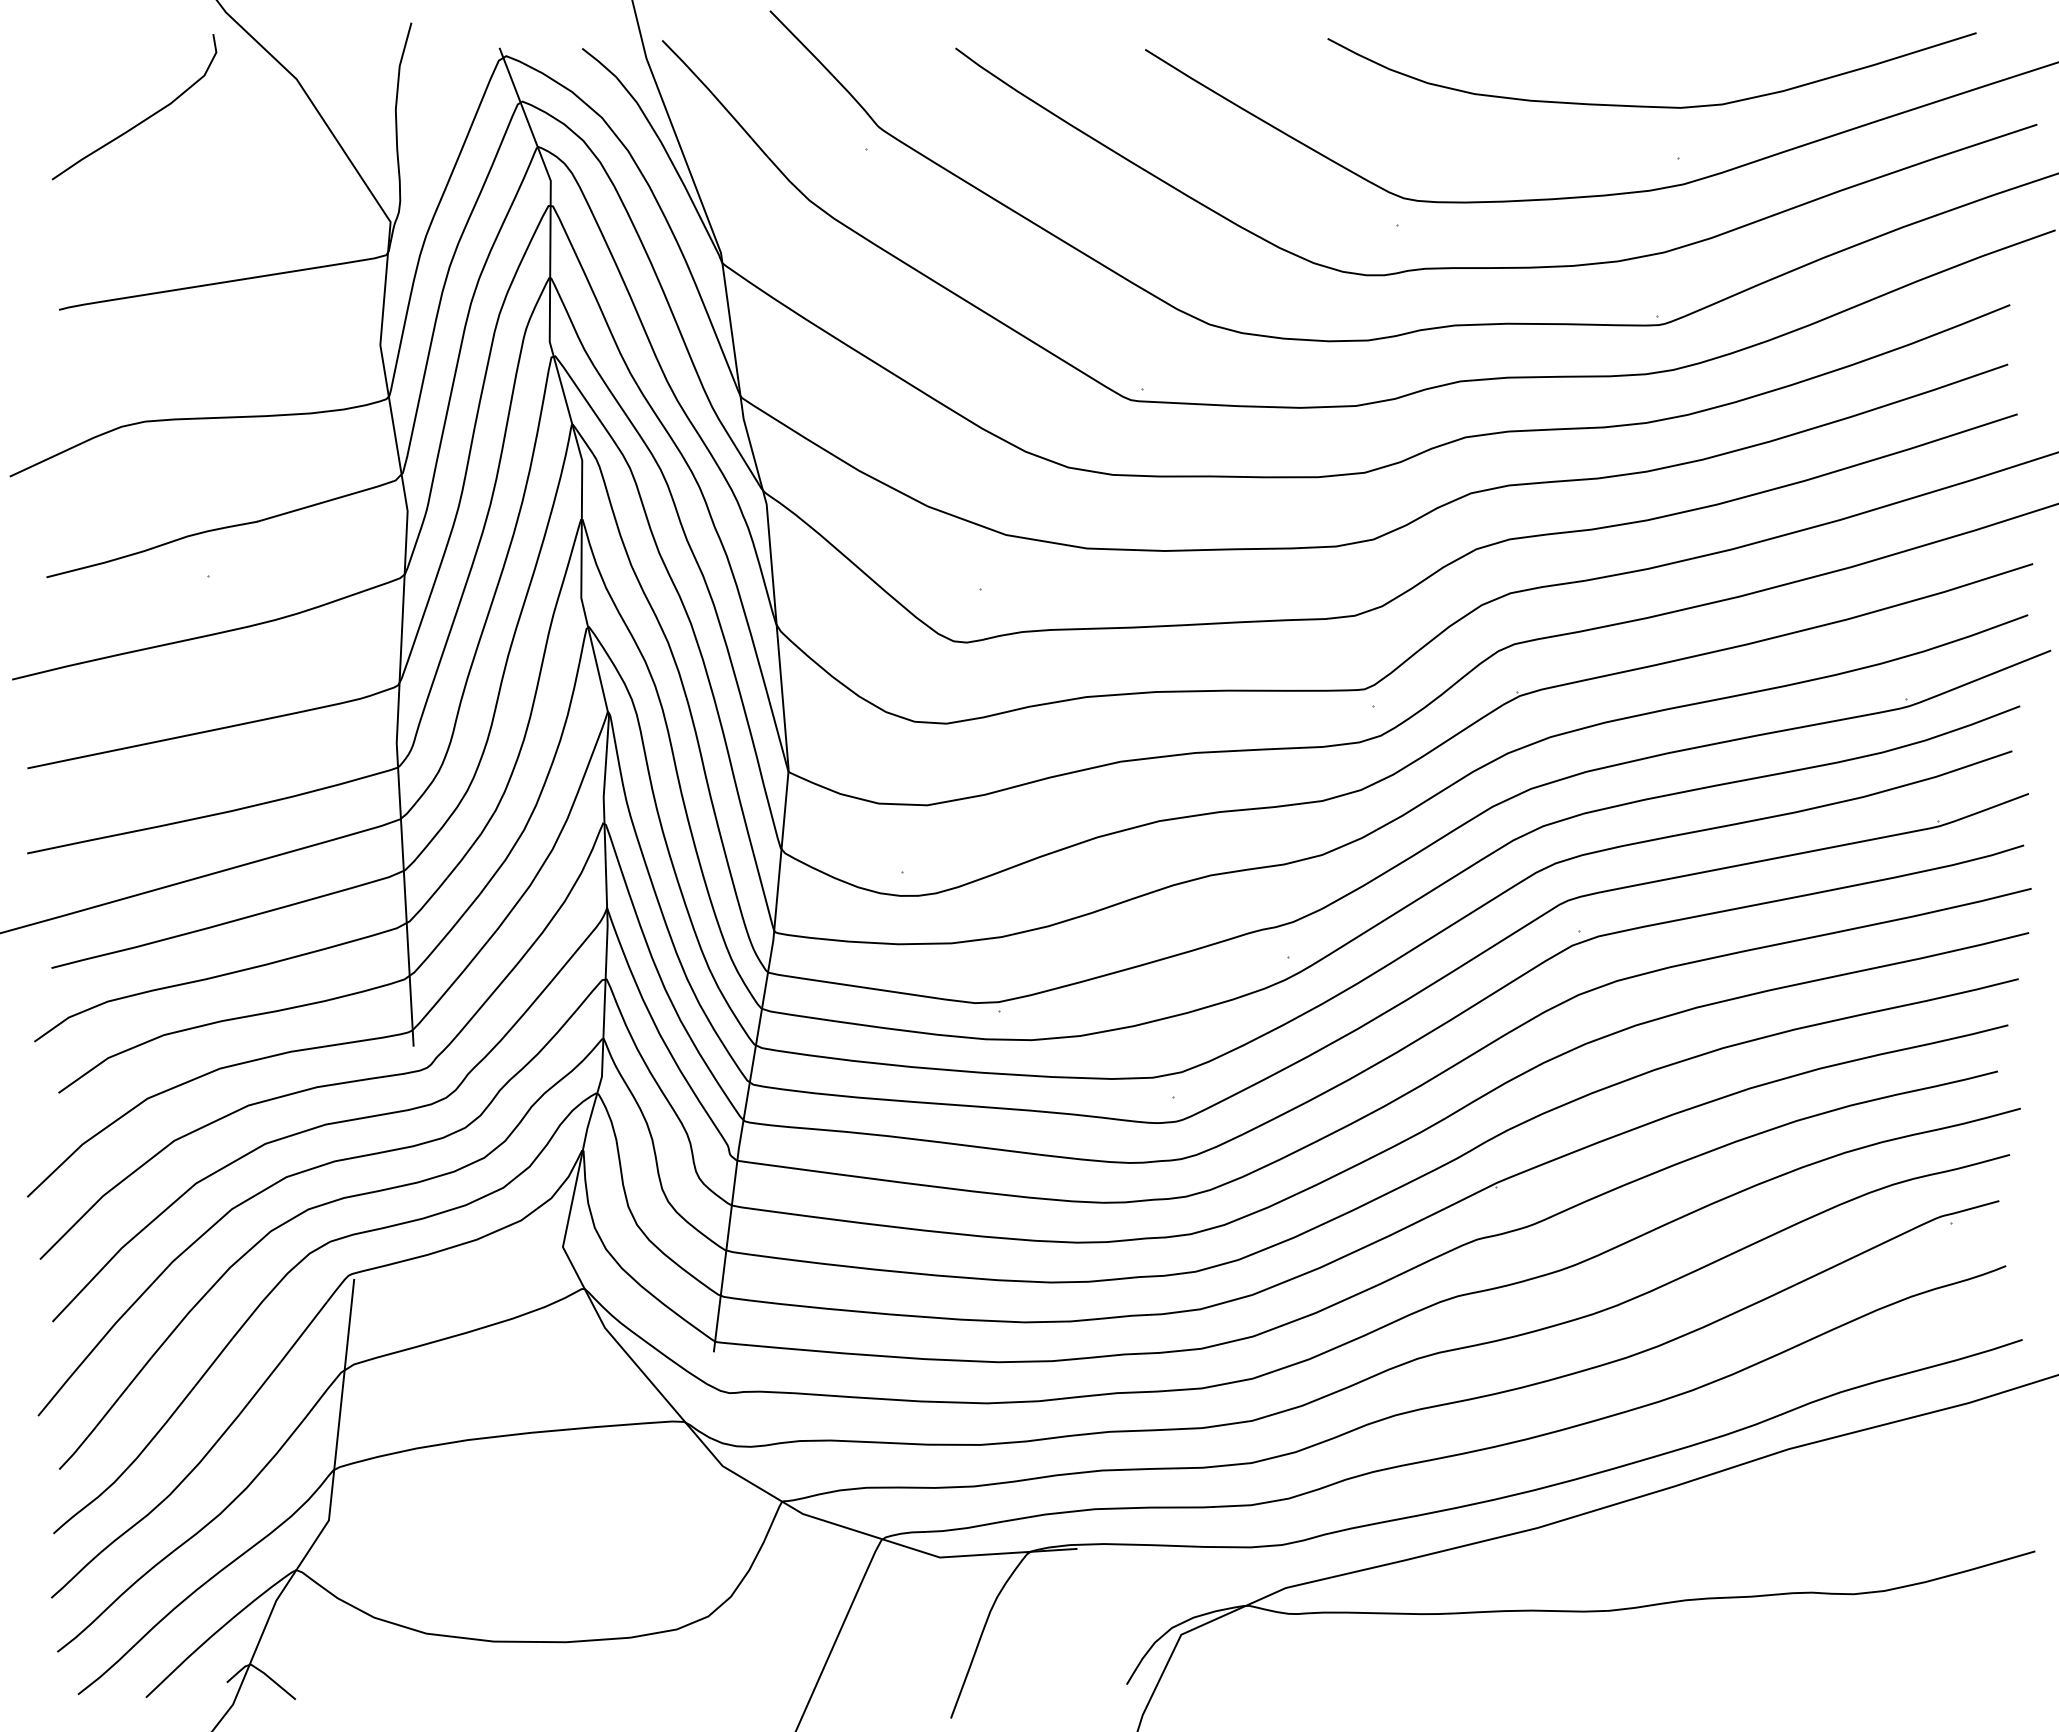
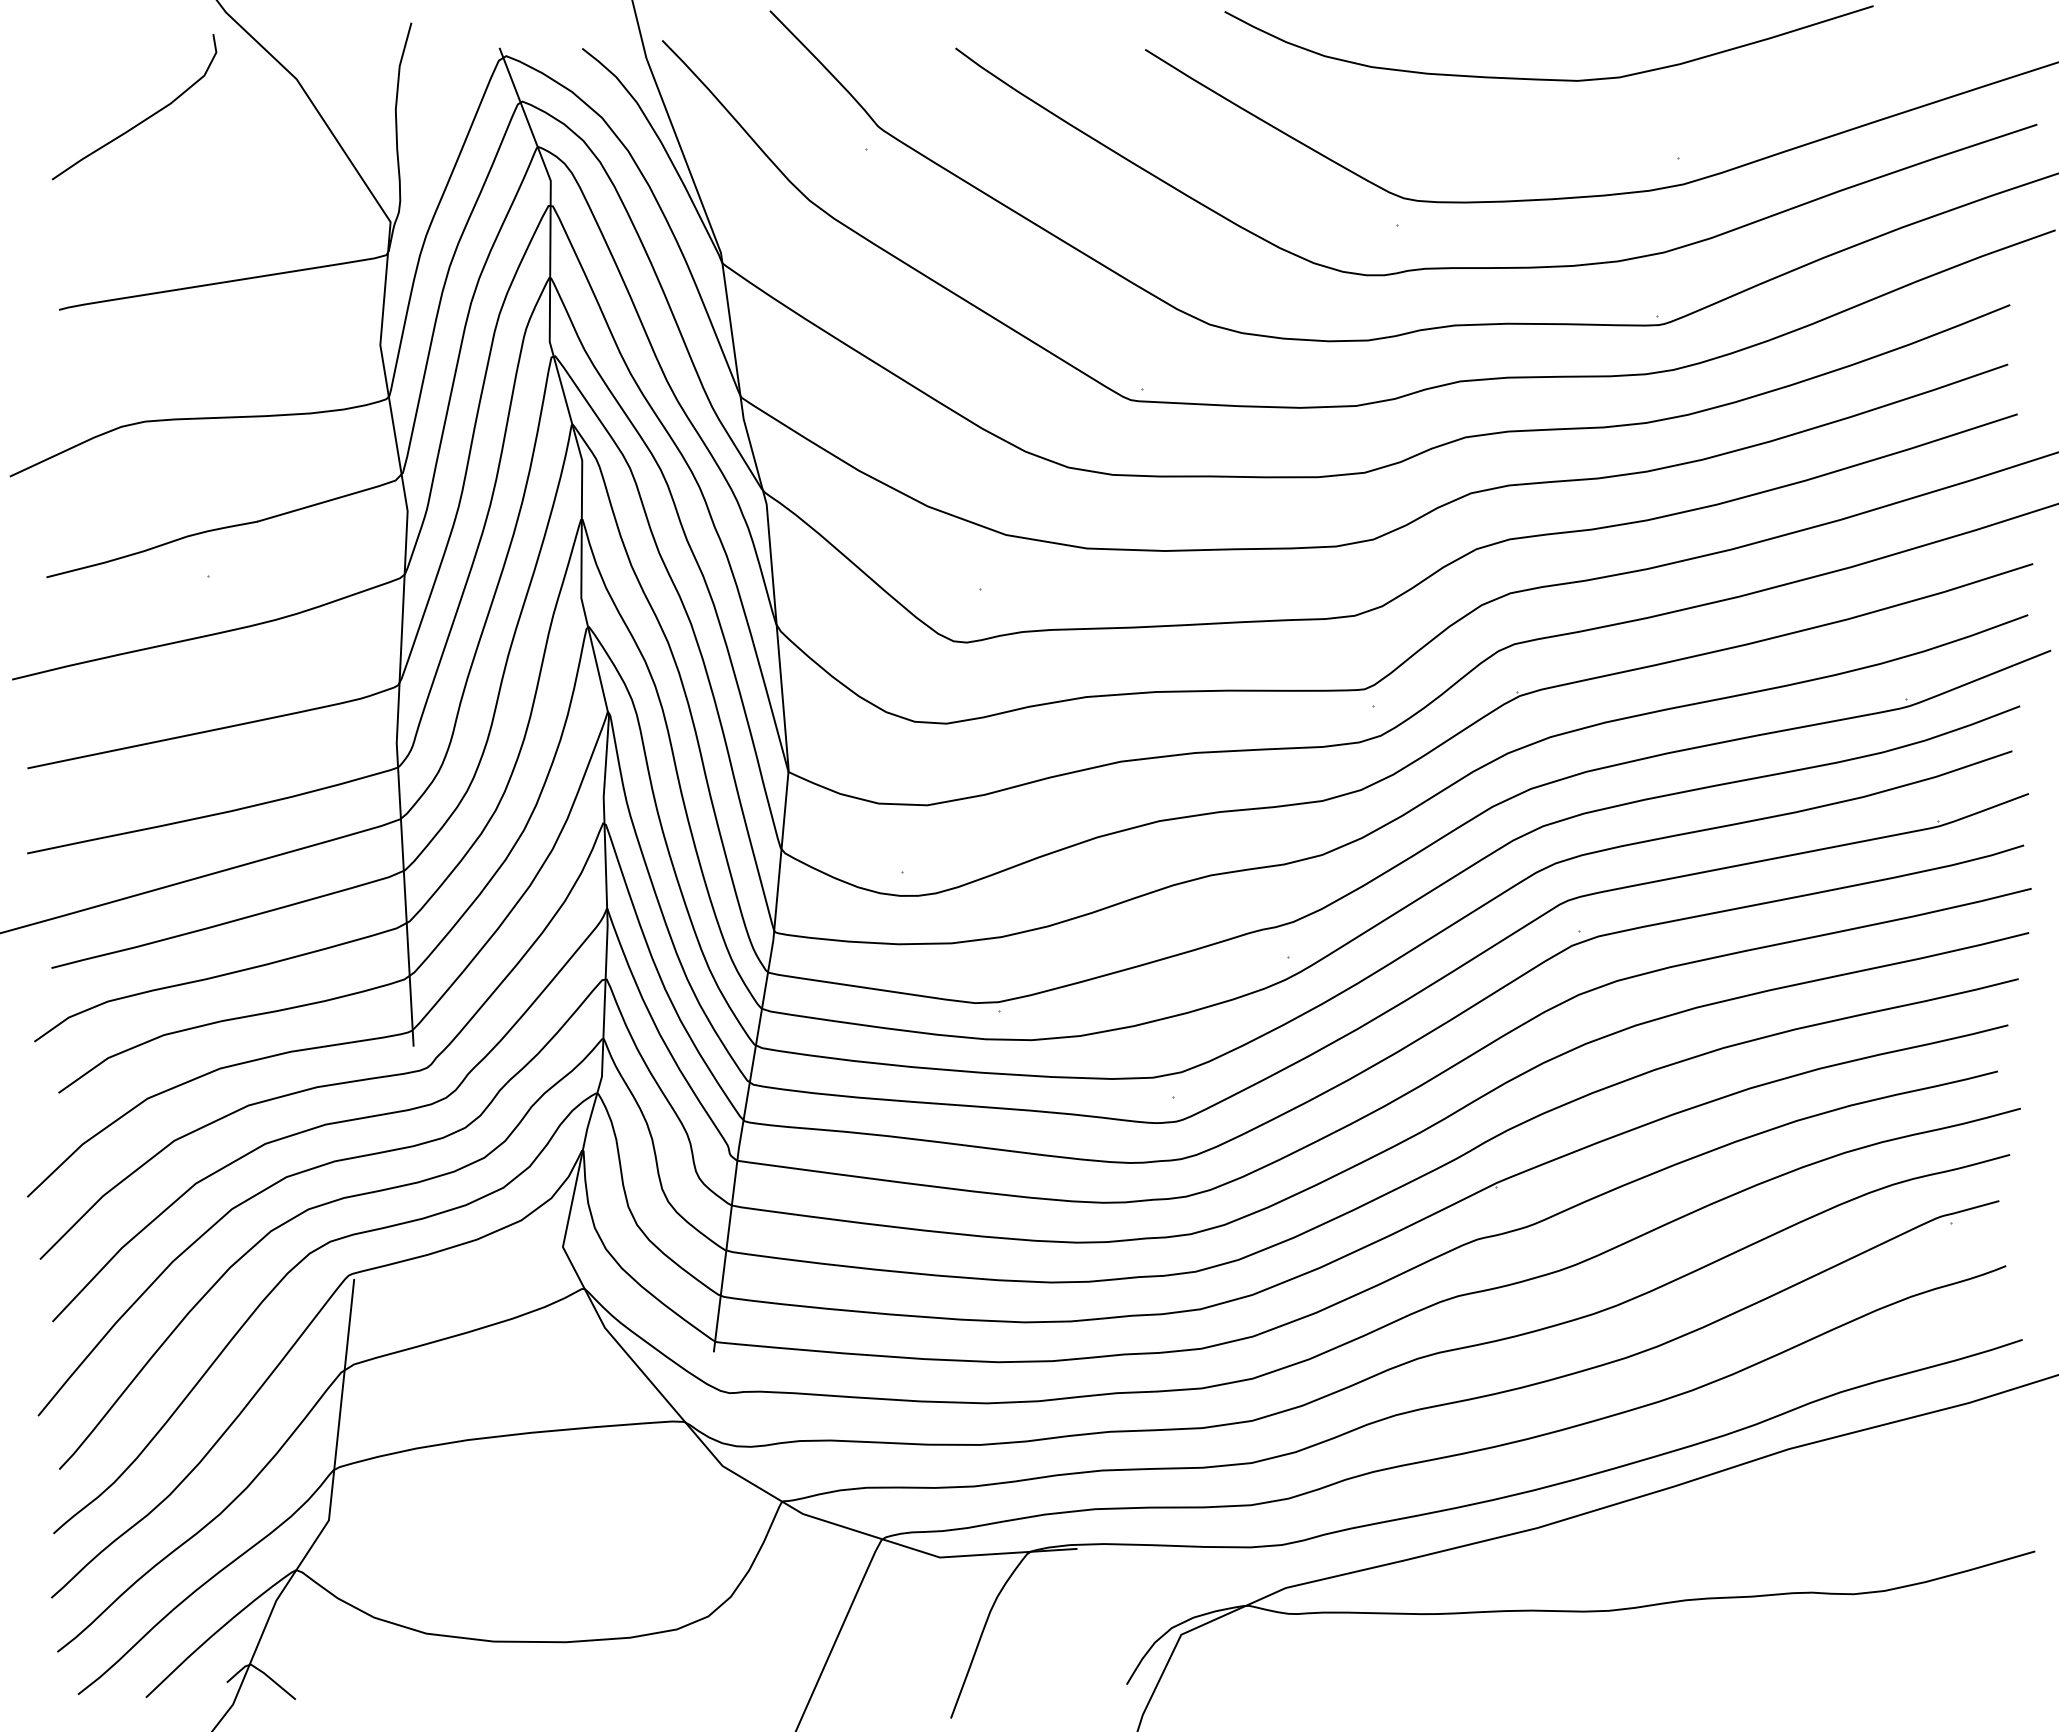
curve position: (1648, 105) -> (1545, 78) (1545, 78)
